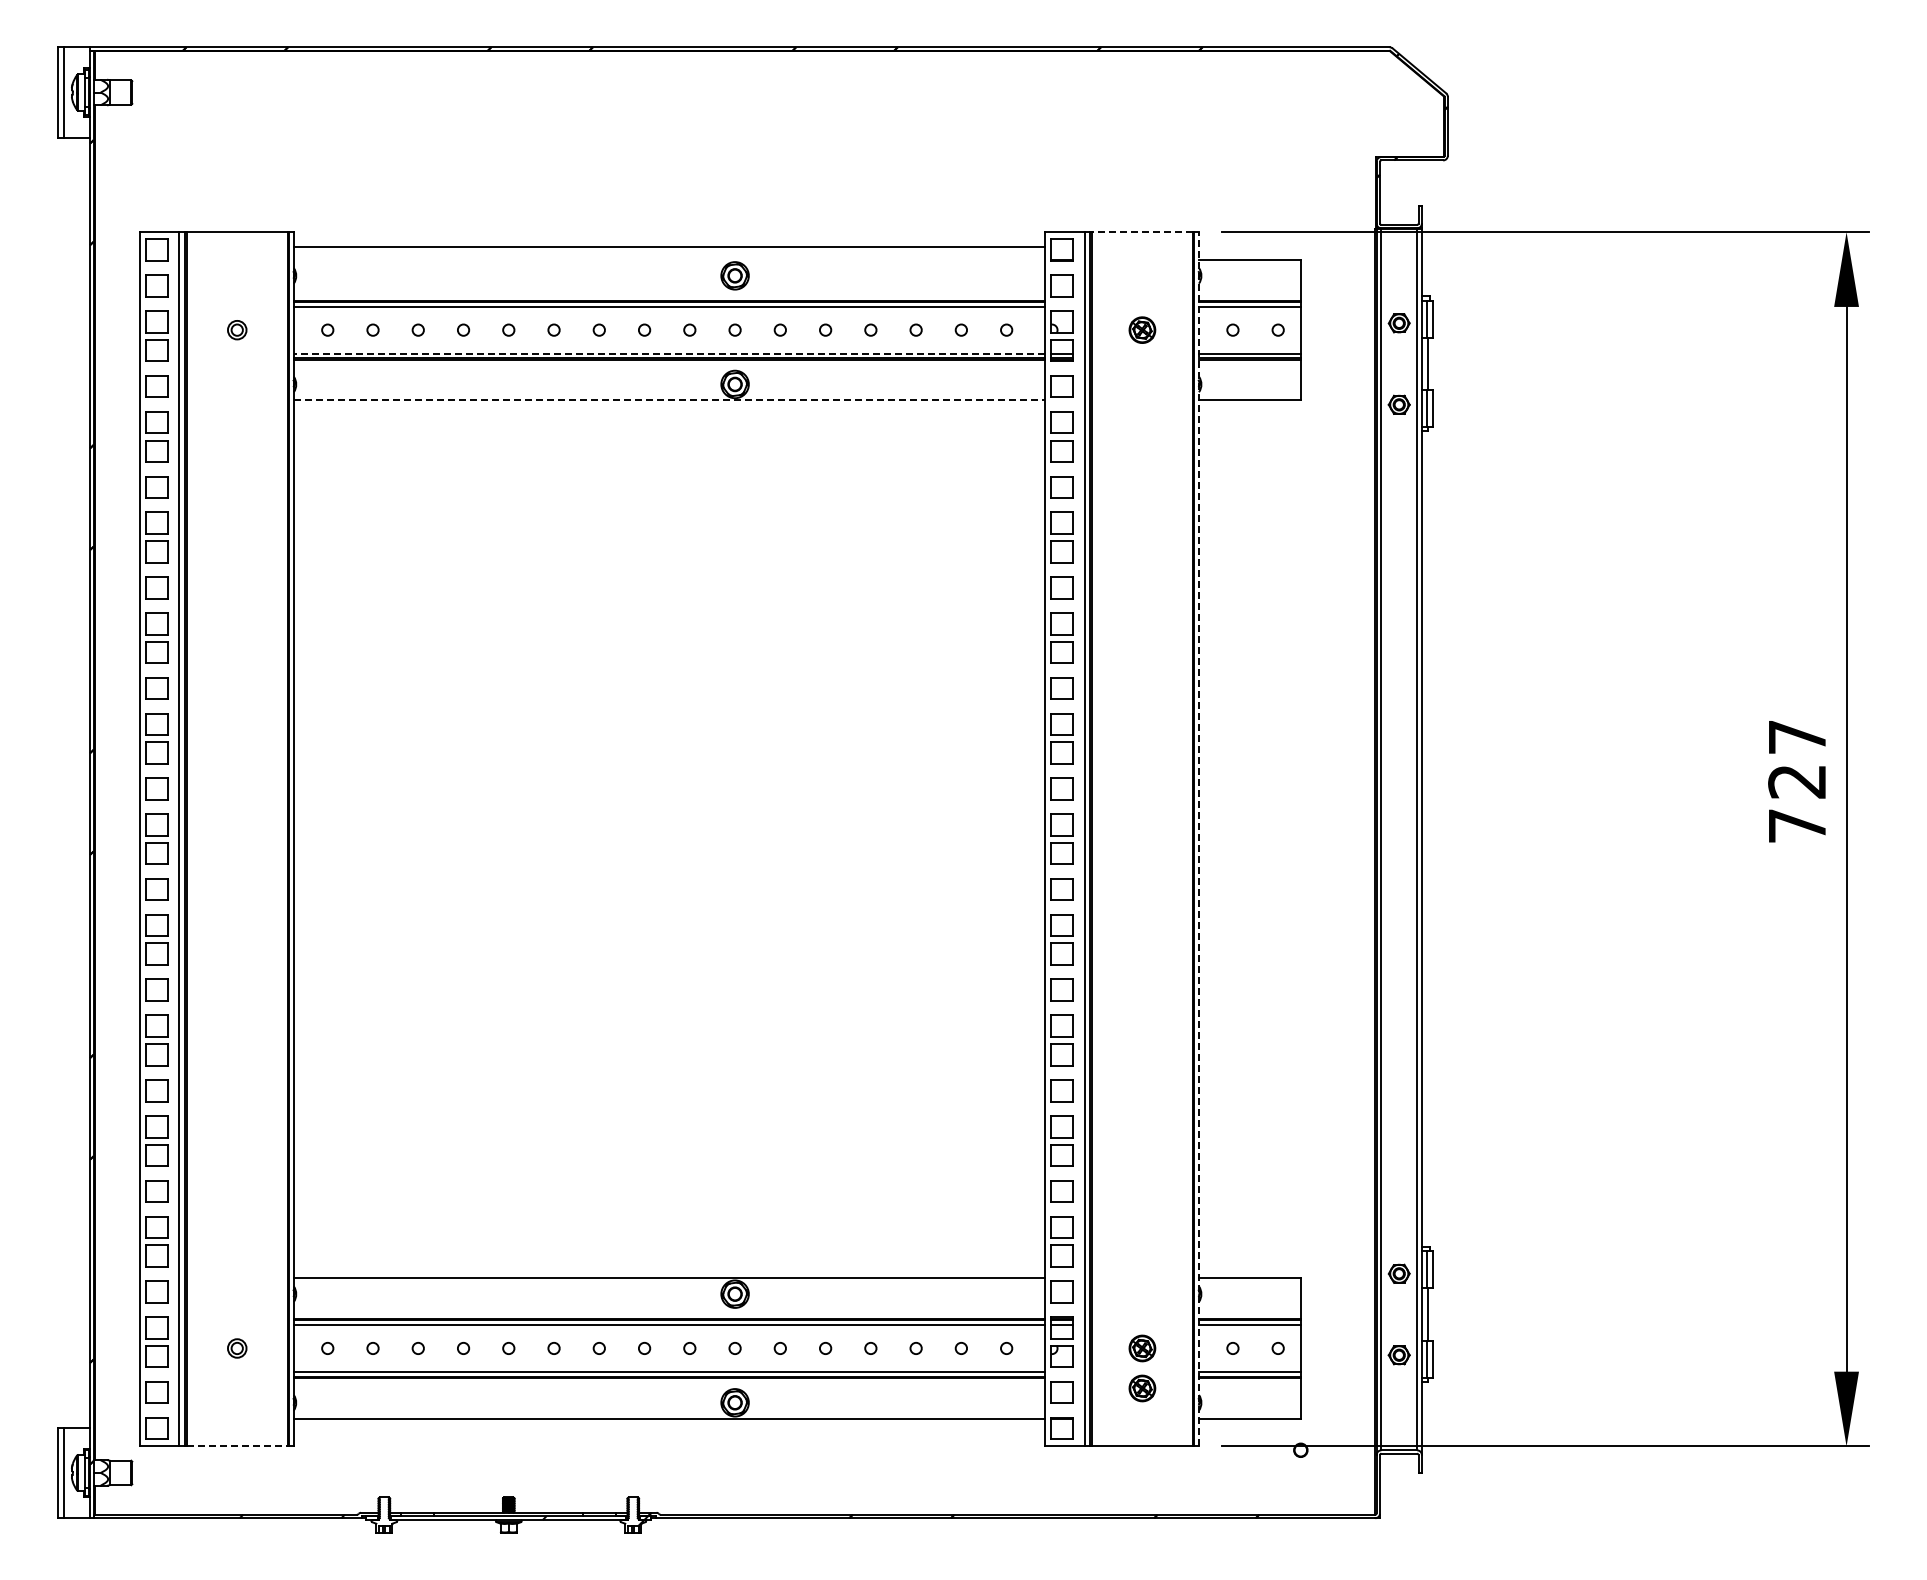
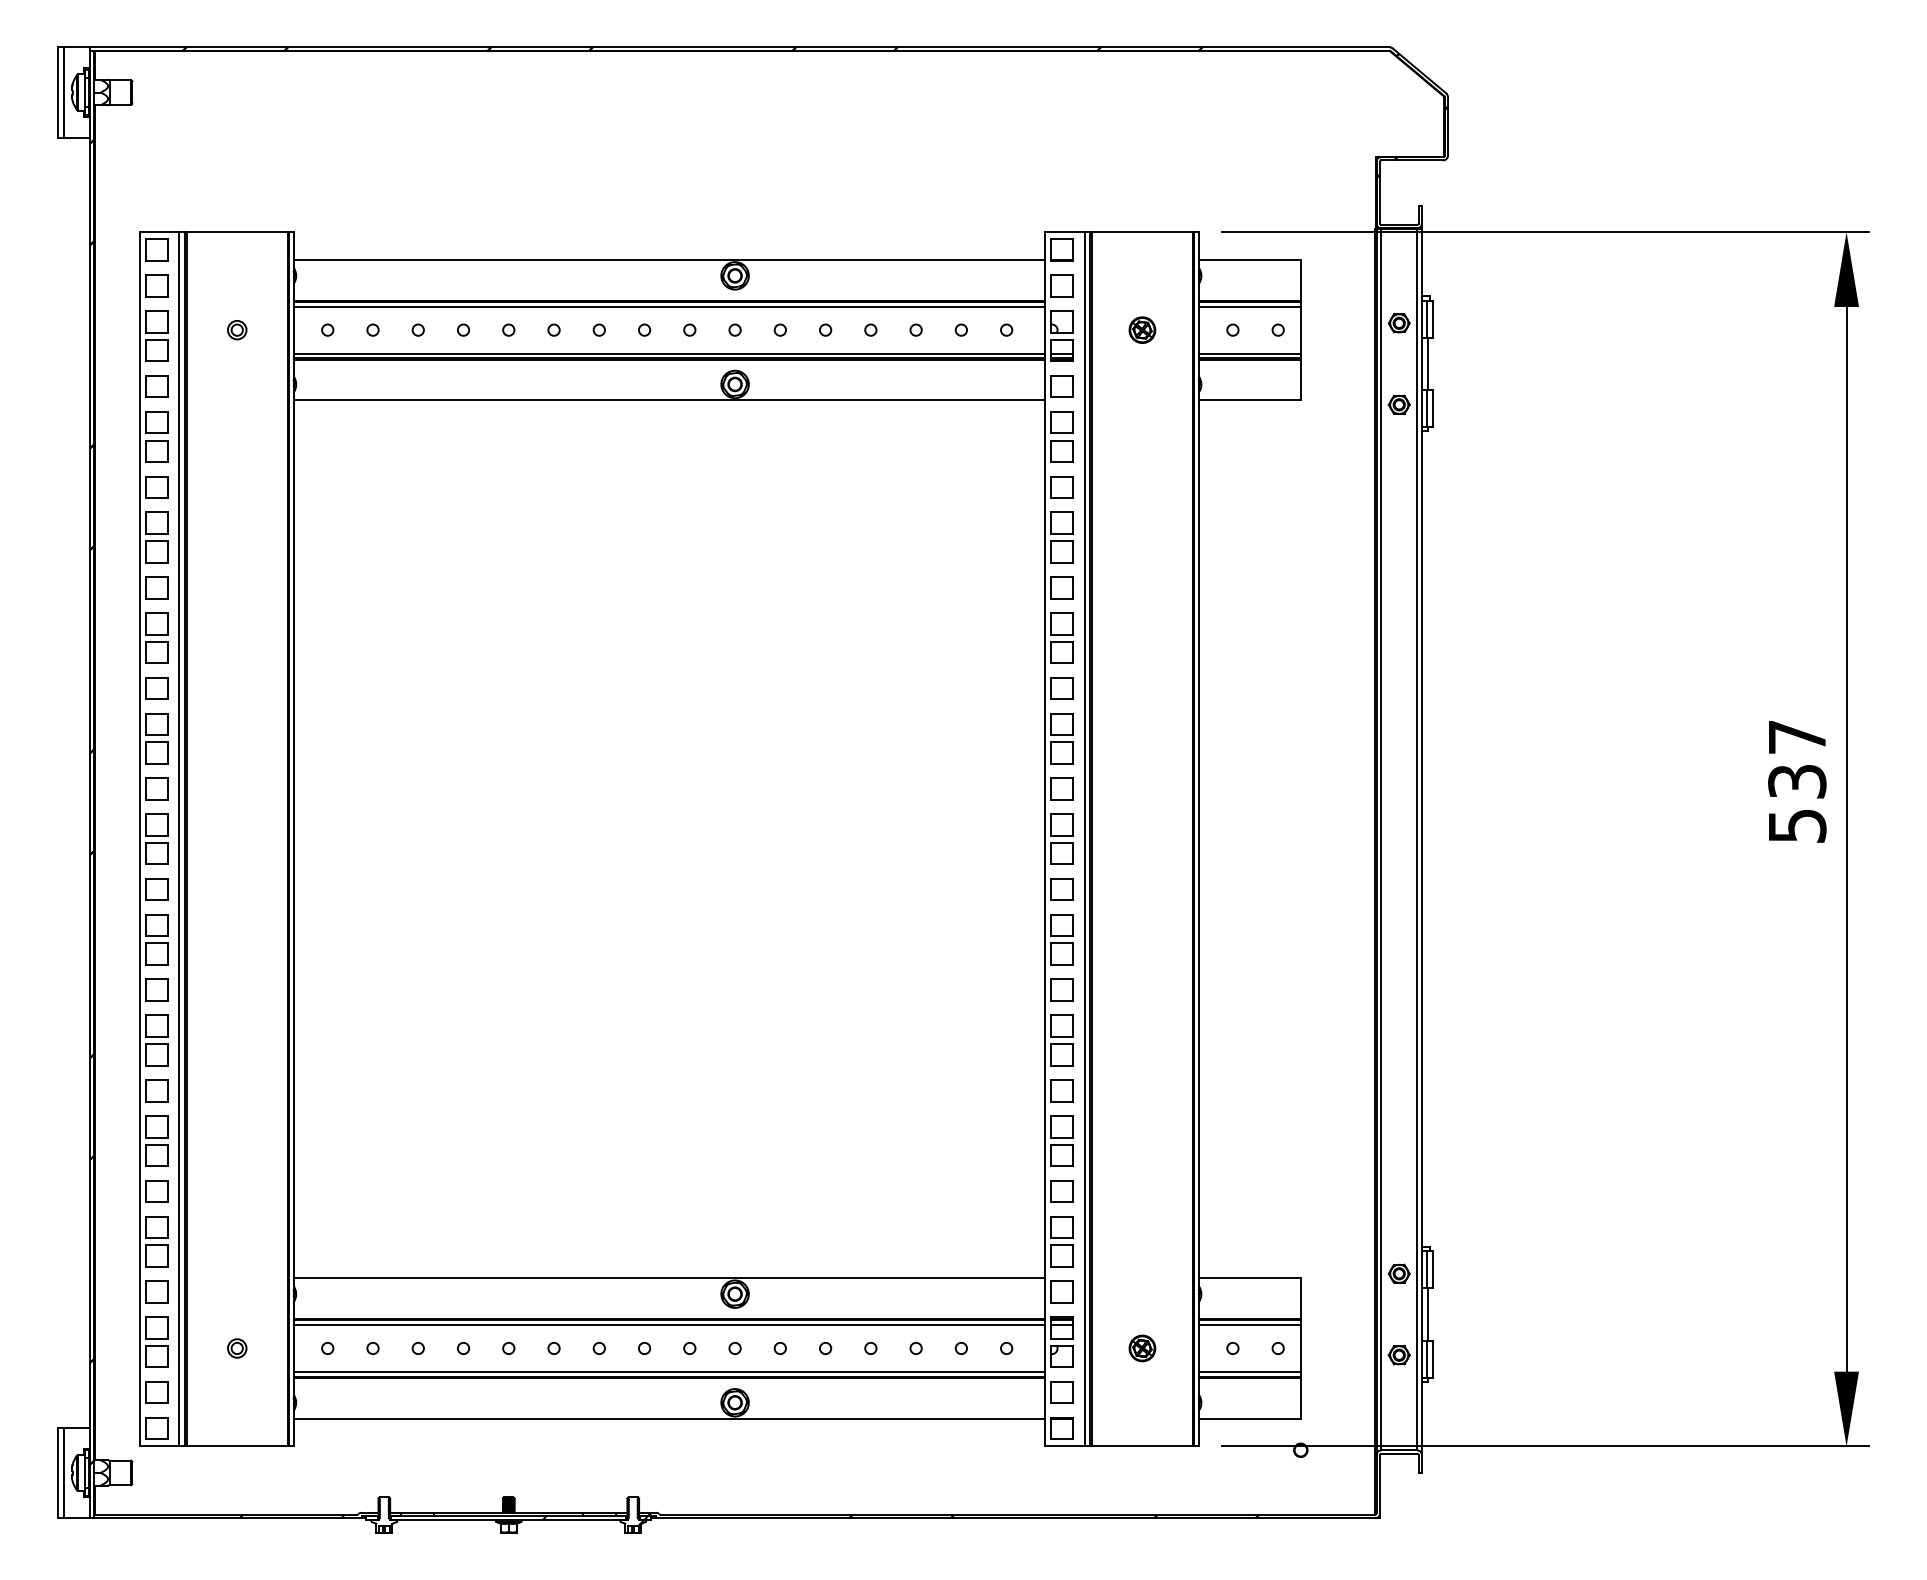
line: dashed -> solid (1142, 232)
line position: (669, 247) -> (669, 260) (669, 260)
line: dashed -> solid (669, 353)
line: dashed -> solid (669, 400)
text: 727 -> 537 (1797, 803)
line: dashed -> solid (1199, 838)
part: present -> none (1142, 1388)
line: dashed -> solid (237, 1446)
